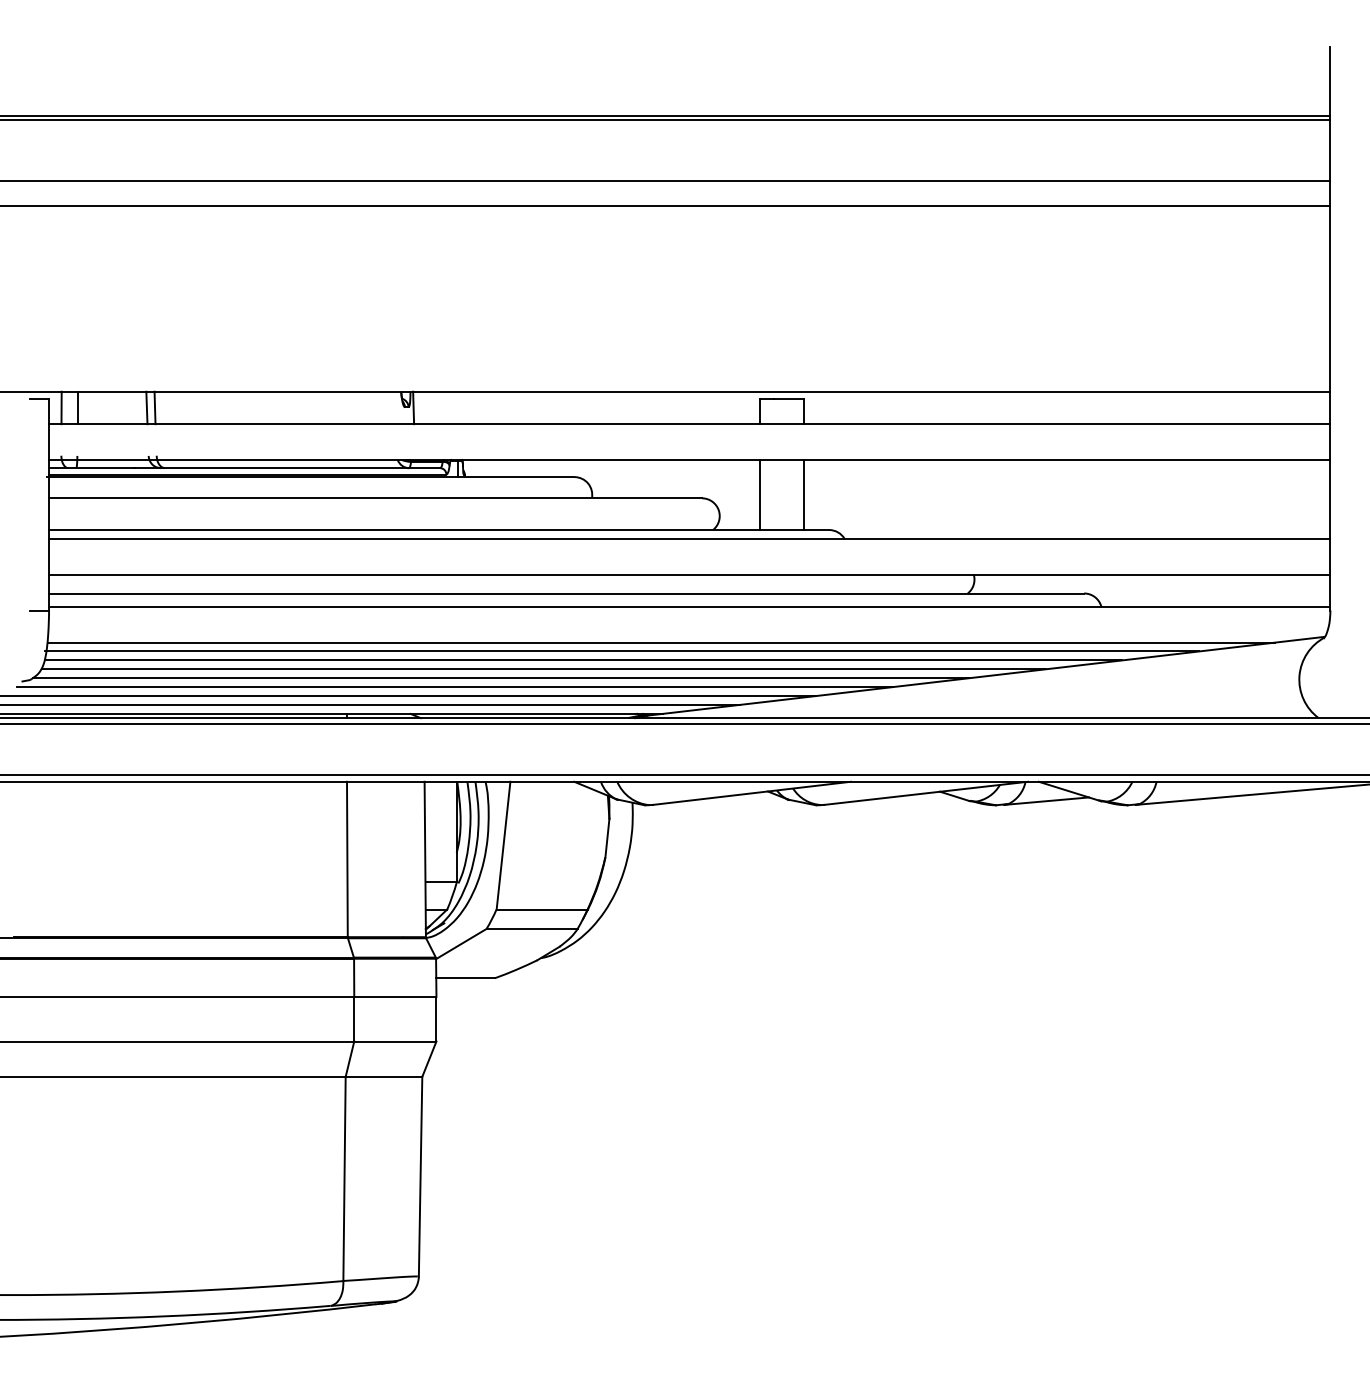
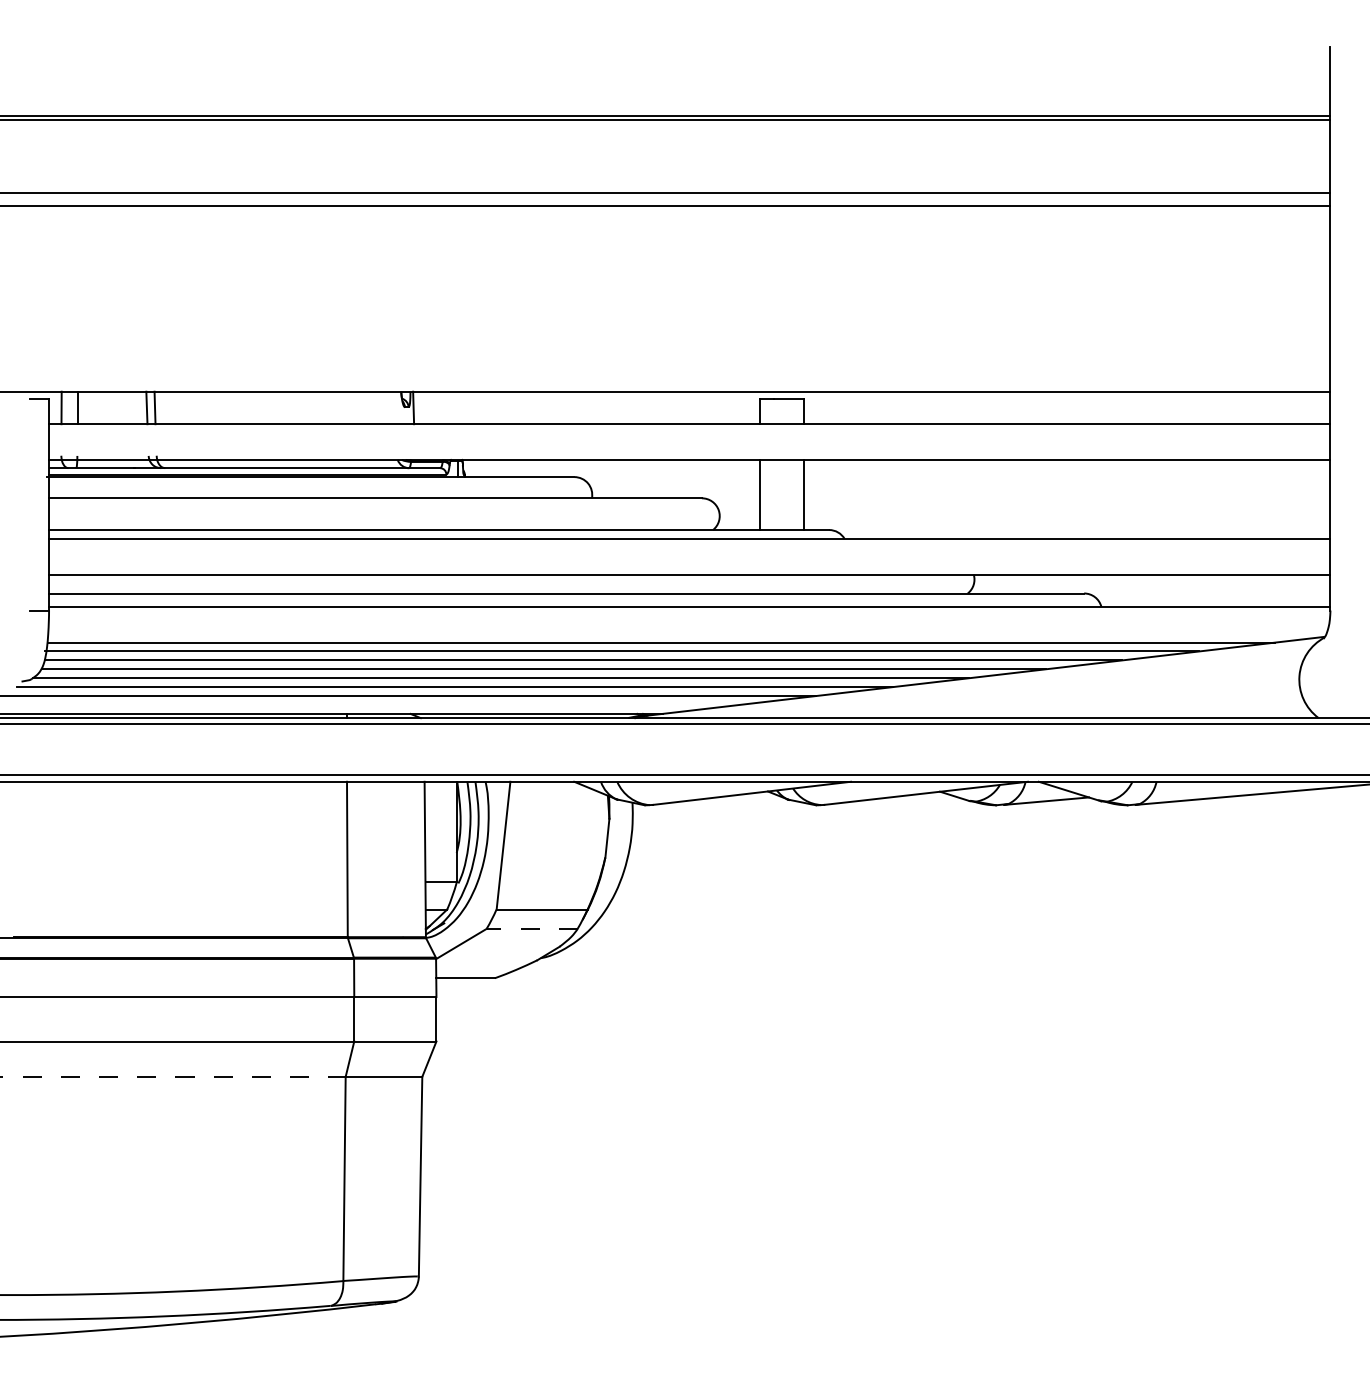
line position: (666, 180) -> (666, 192) (666, 192)
line: present -> none (370, 704)
line: solid -> dashed (531, 928)
line: solid -> dashed (172, 1076)
